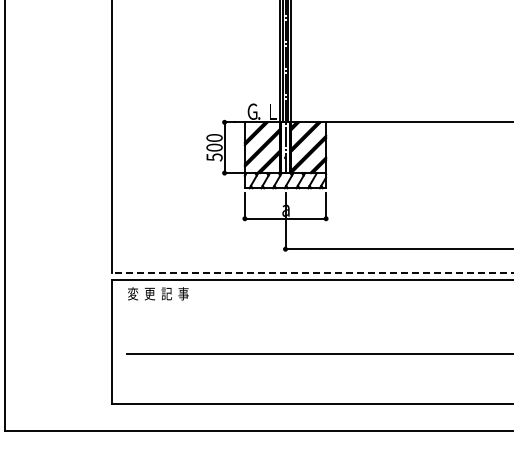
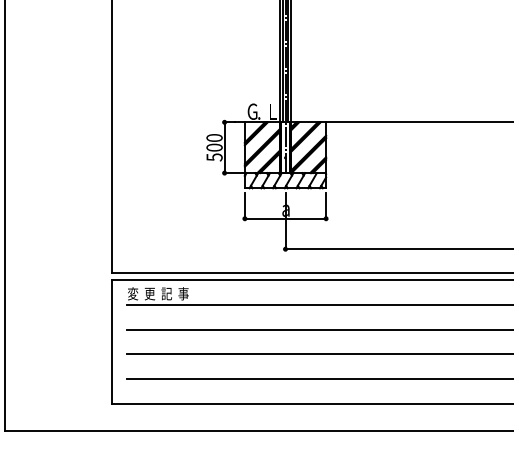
line: dashed -> solid (312, 272)
line: none -> present (318, 304)
line: none -> present (318, 329)
line: none -> present (318, 379)
